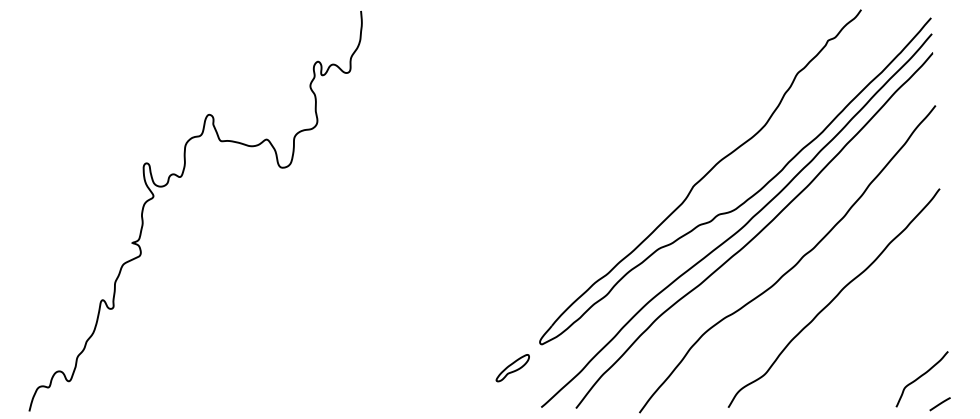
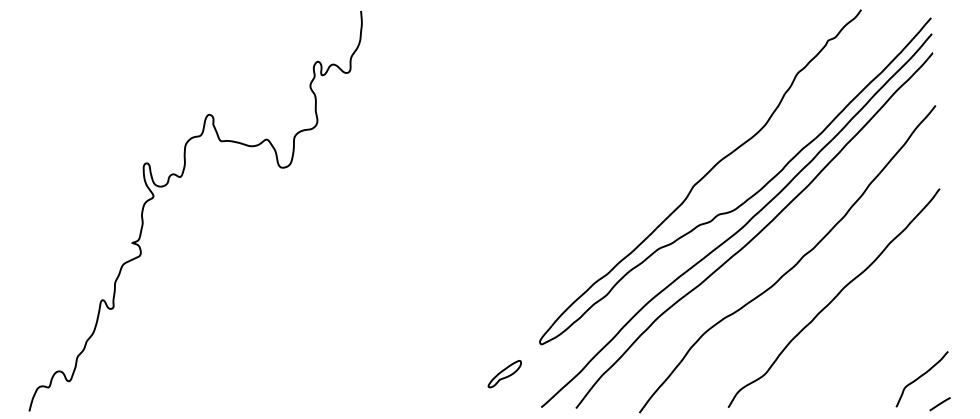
part position: (512, 368) -> (504, 374) (504, 374)
